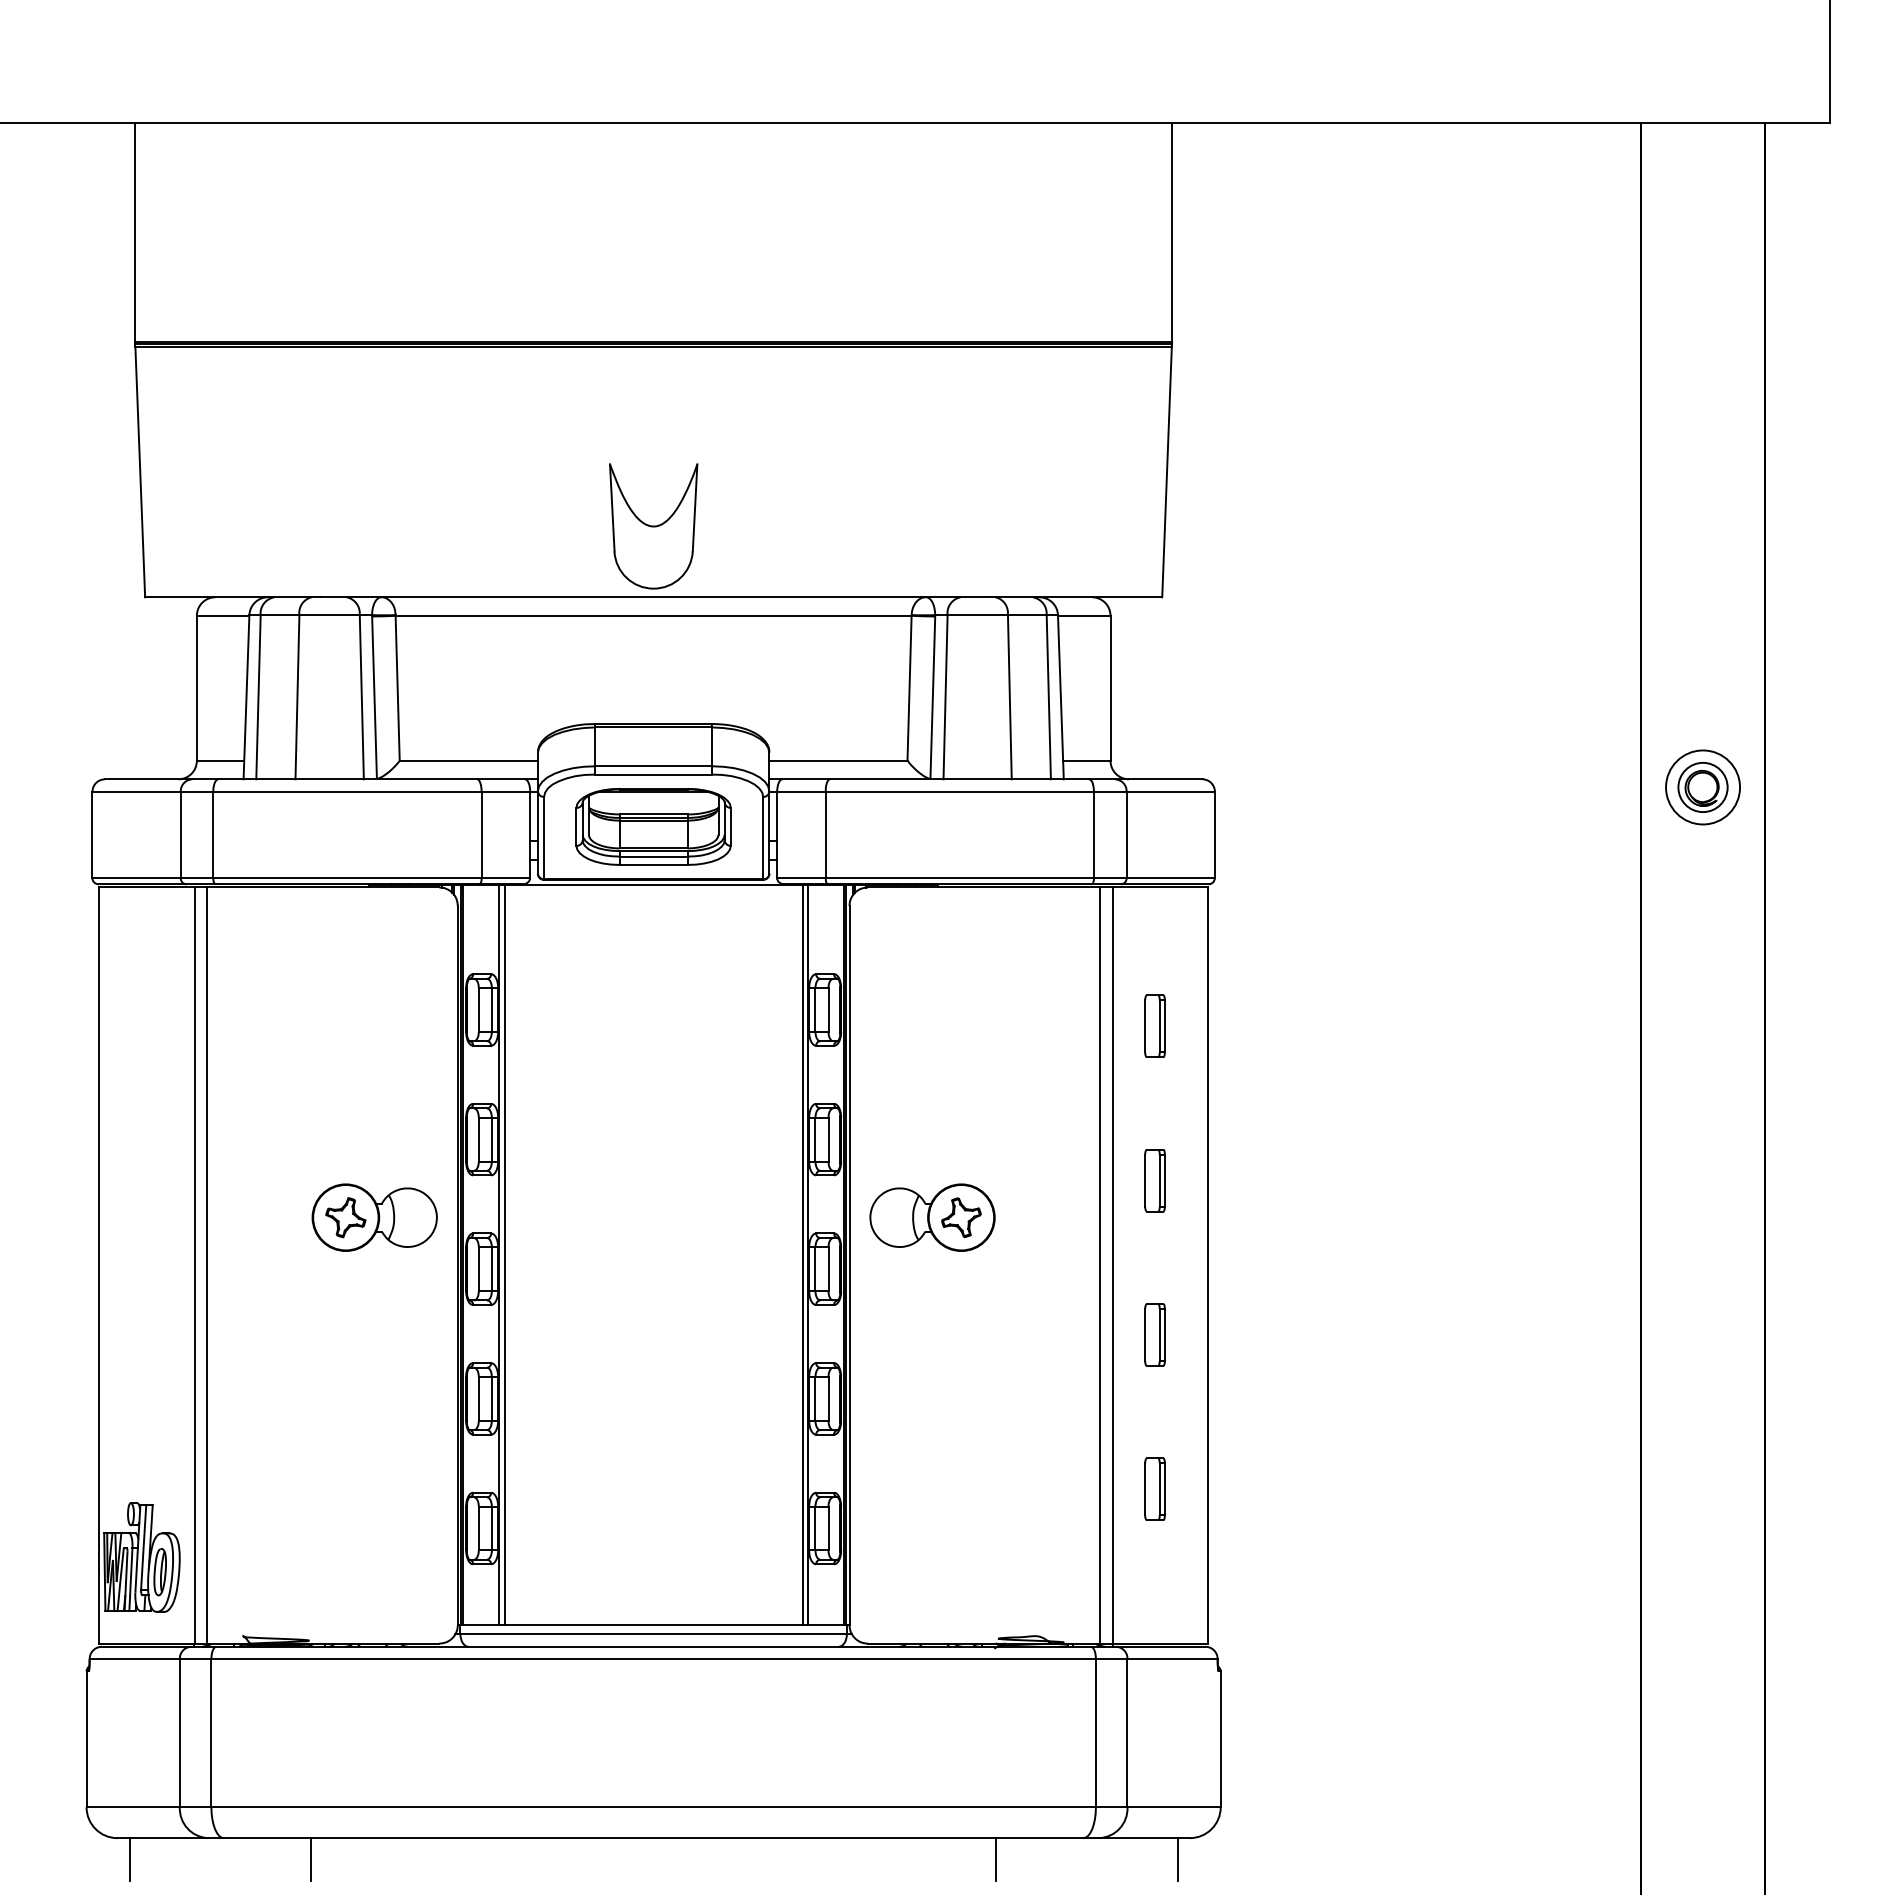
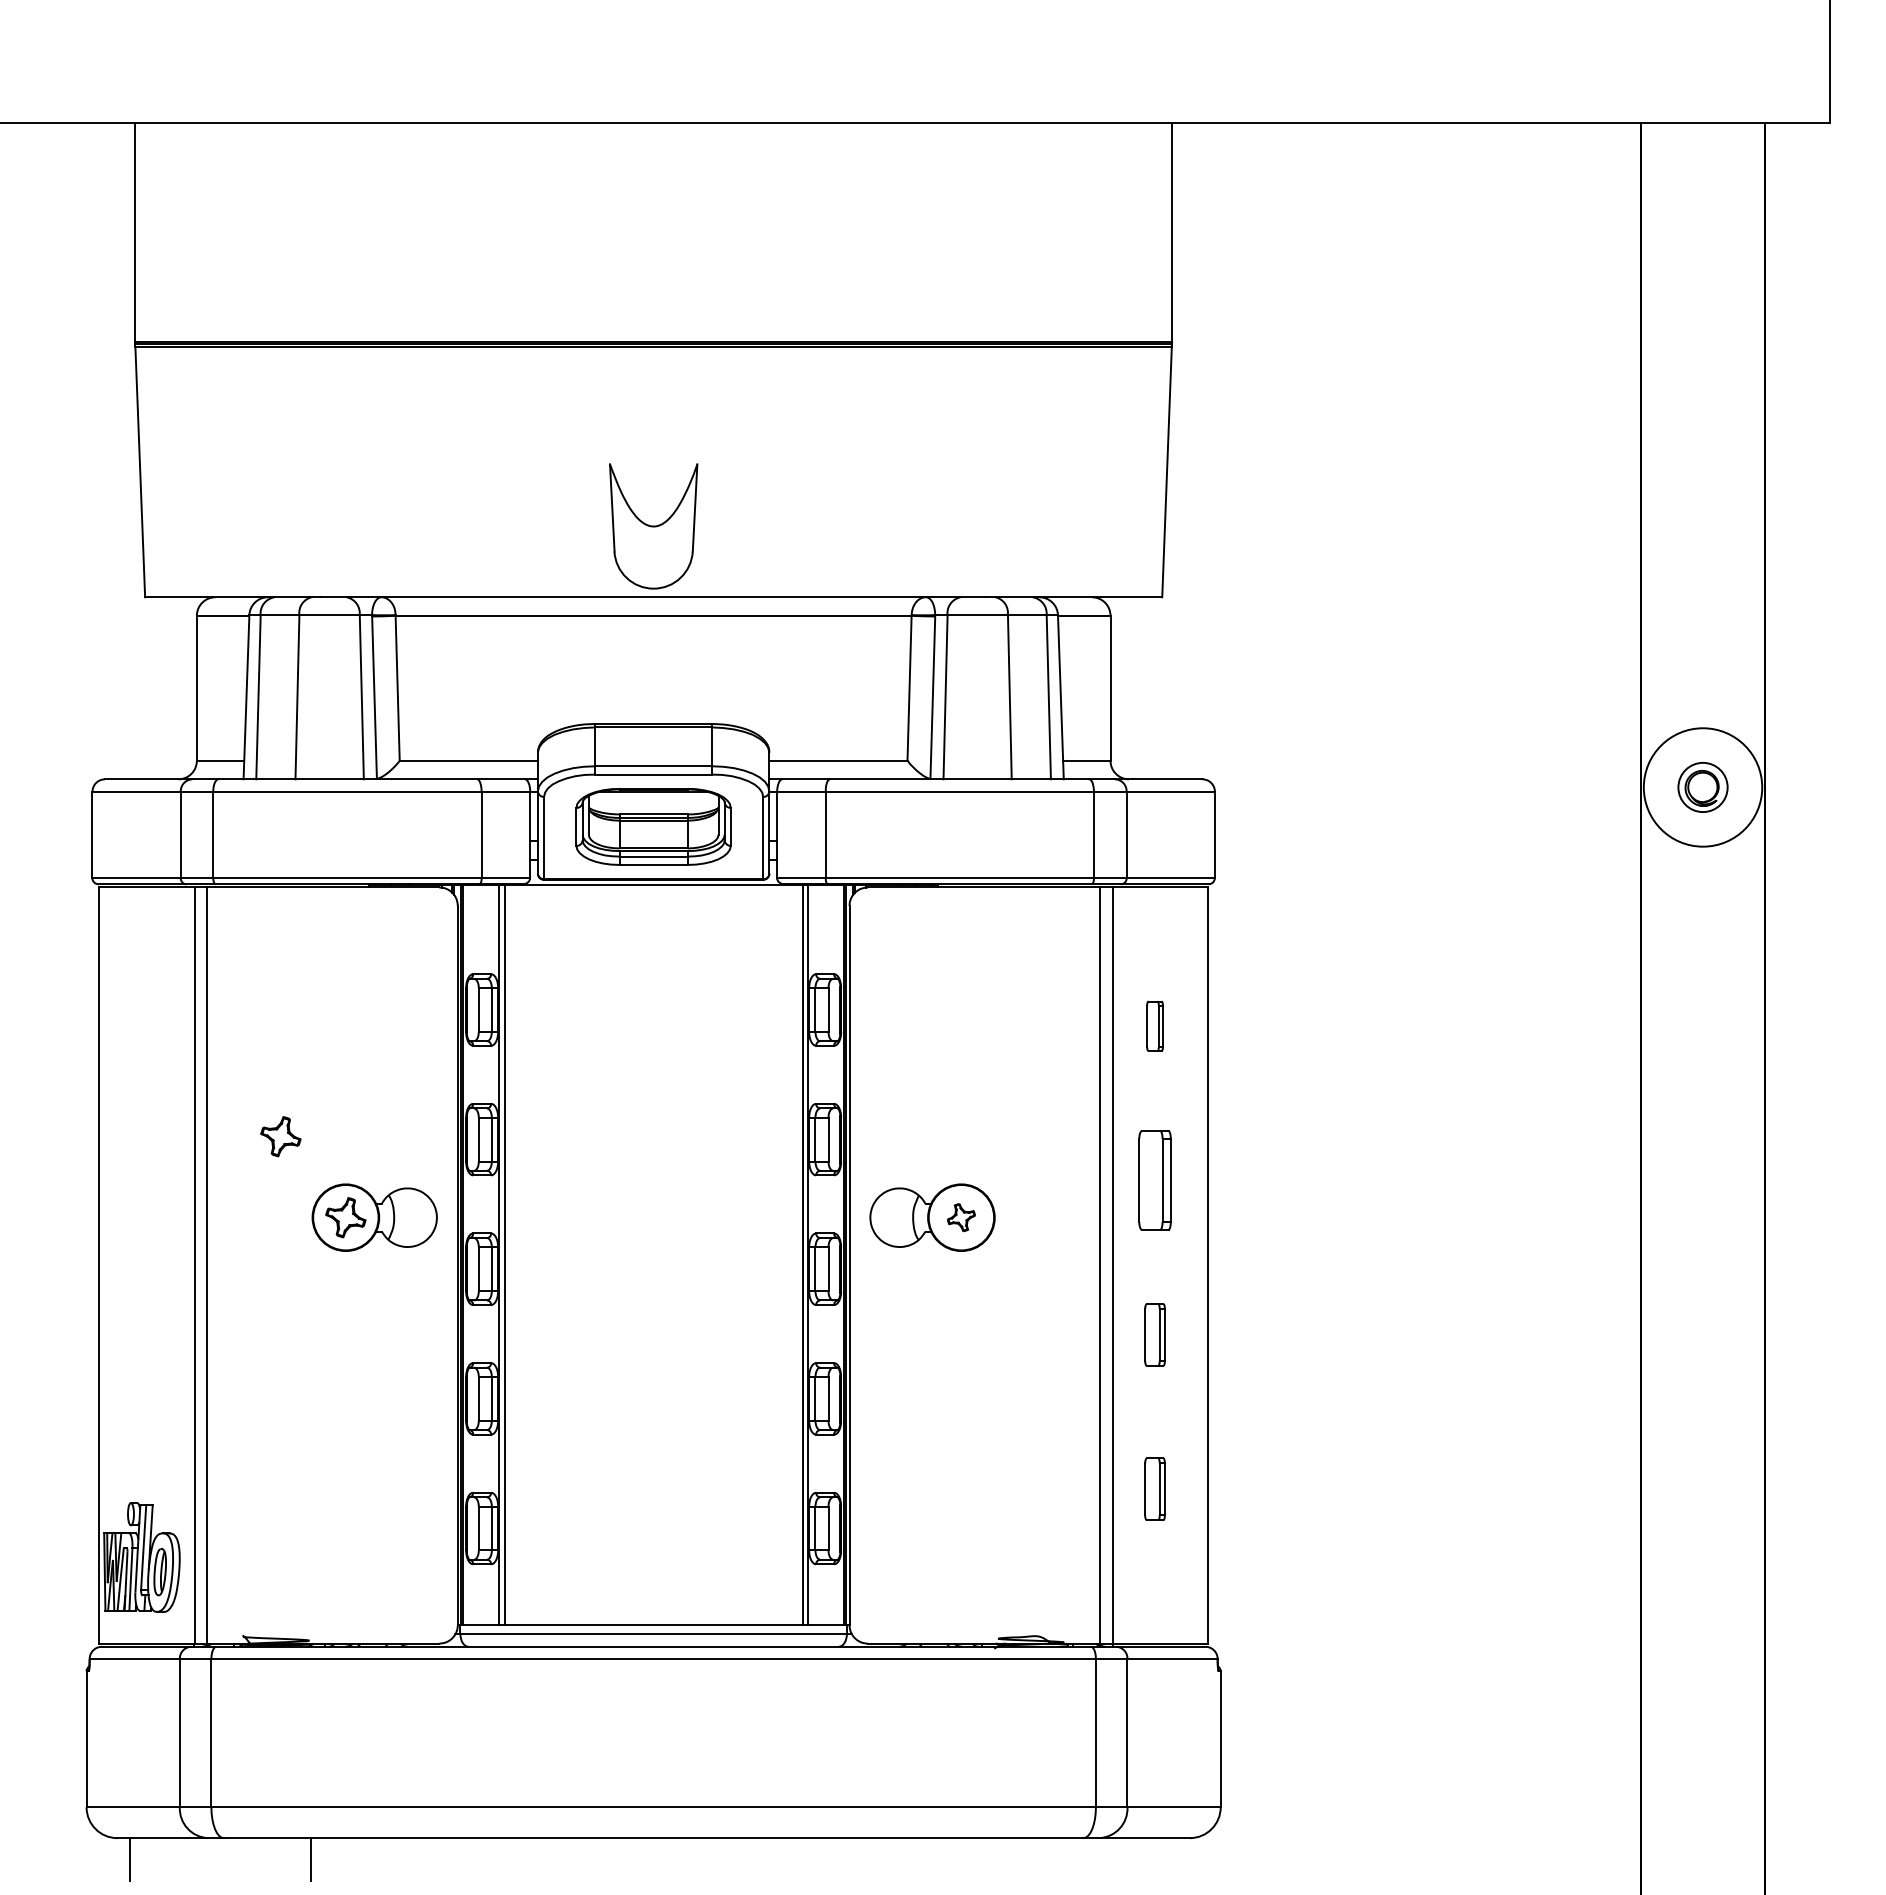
circle diameter: 74 px -> 118 px (1702, 787)
part size: 22x64 px -> 18x52 px (1154, 1025)
part: none -> present (280, 1136)
part size: 22x64 px -> 34x101 px (1154, 1180)
part size: 41x41 px -> 29x30 px (961, 1217)
line: present -> none (996, 1859)
line: present -> none (1177, 1859)
